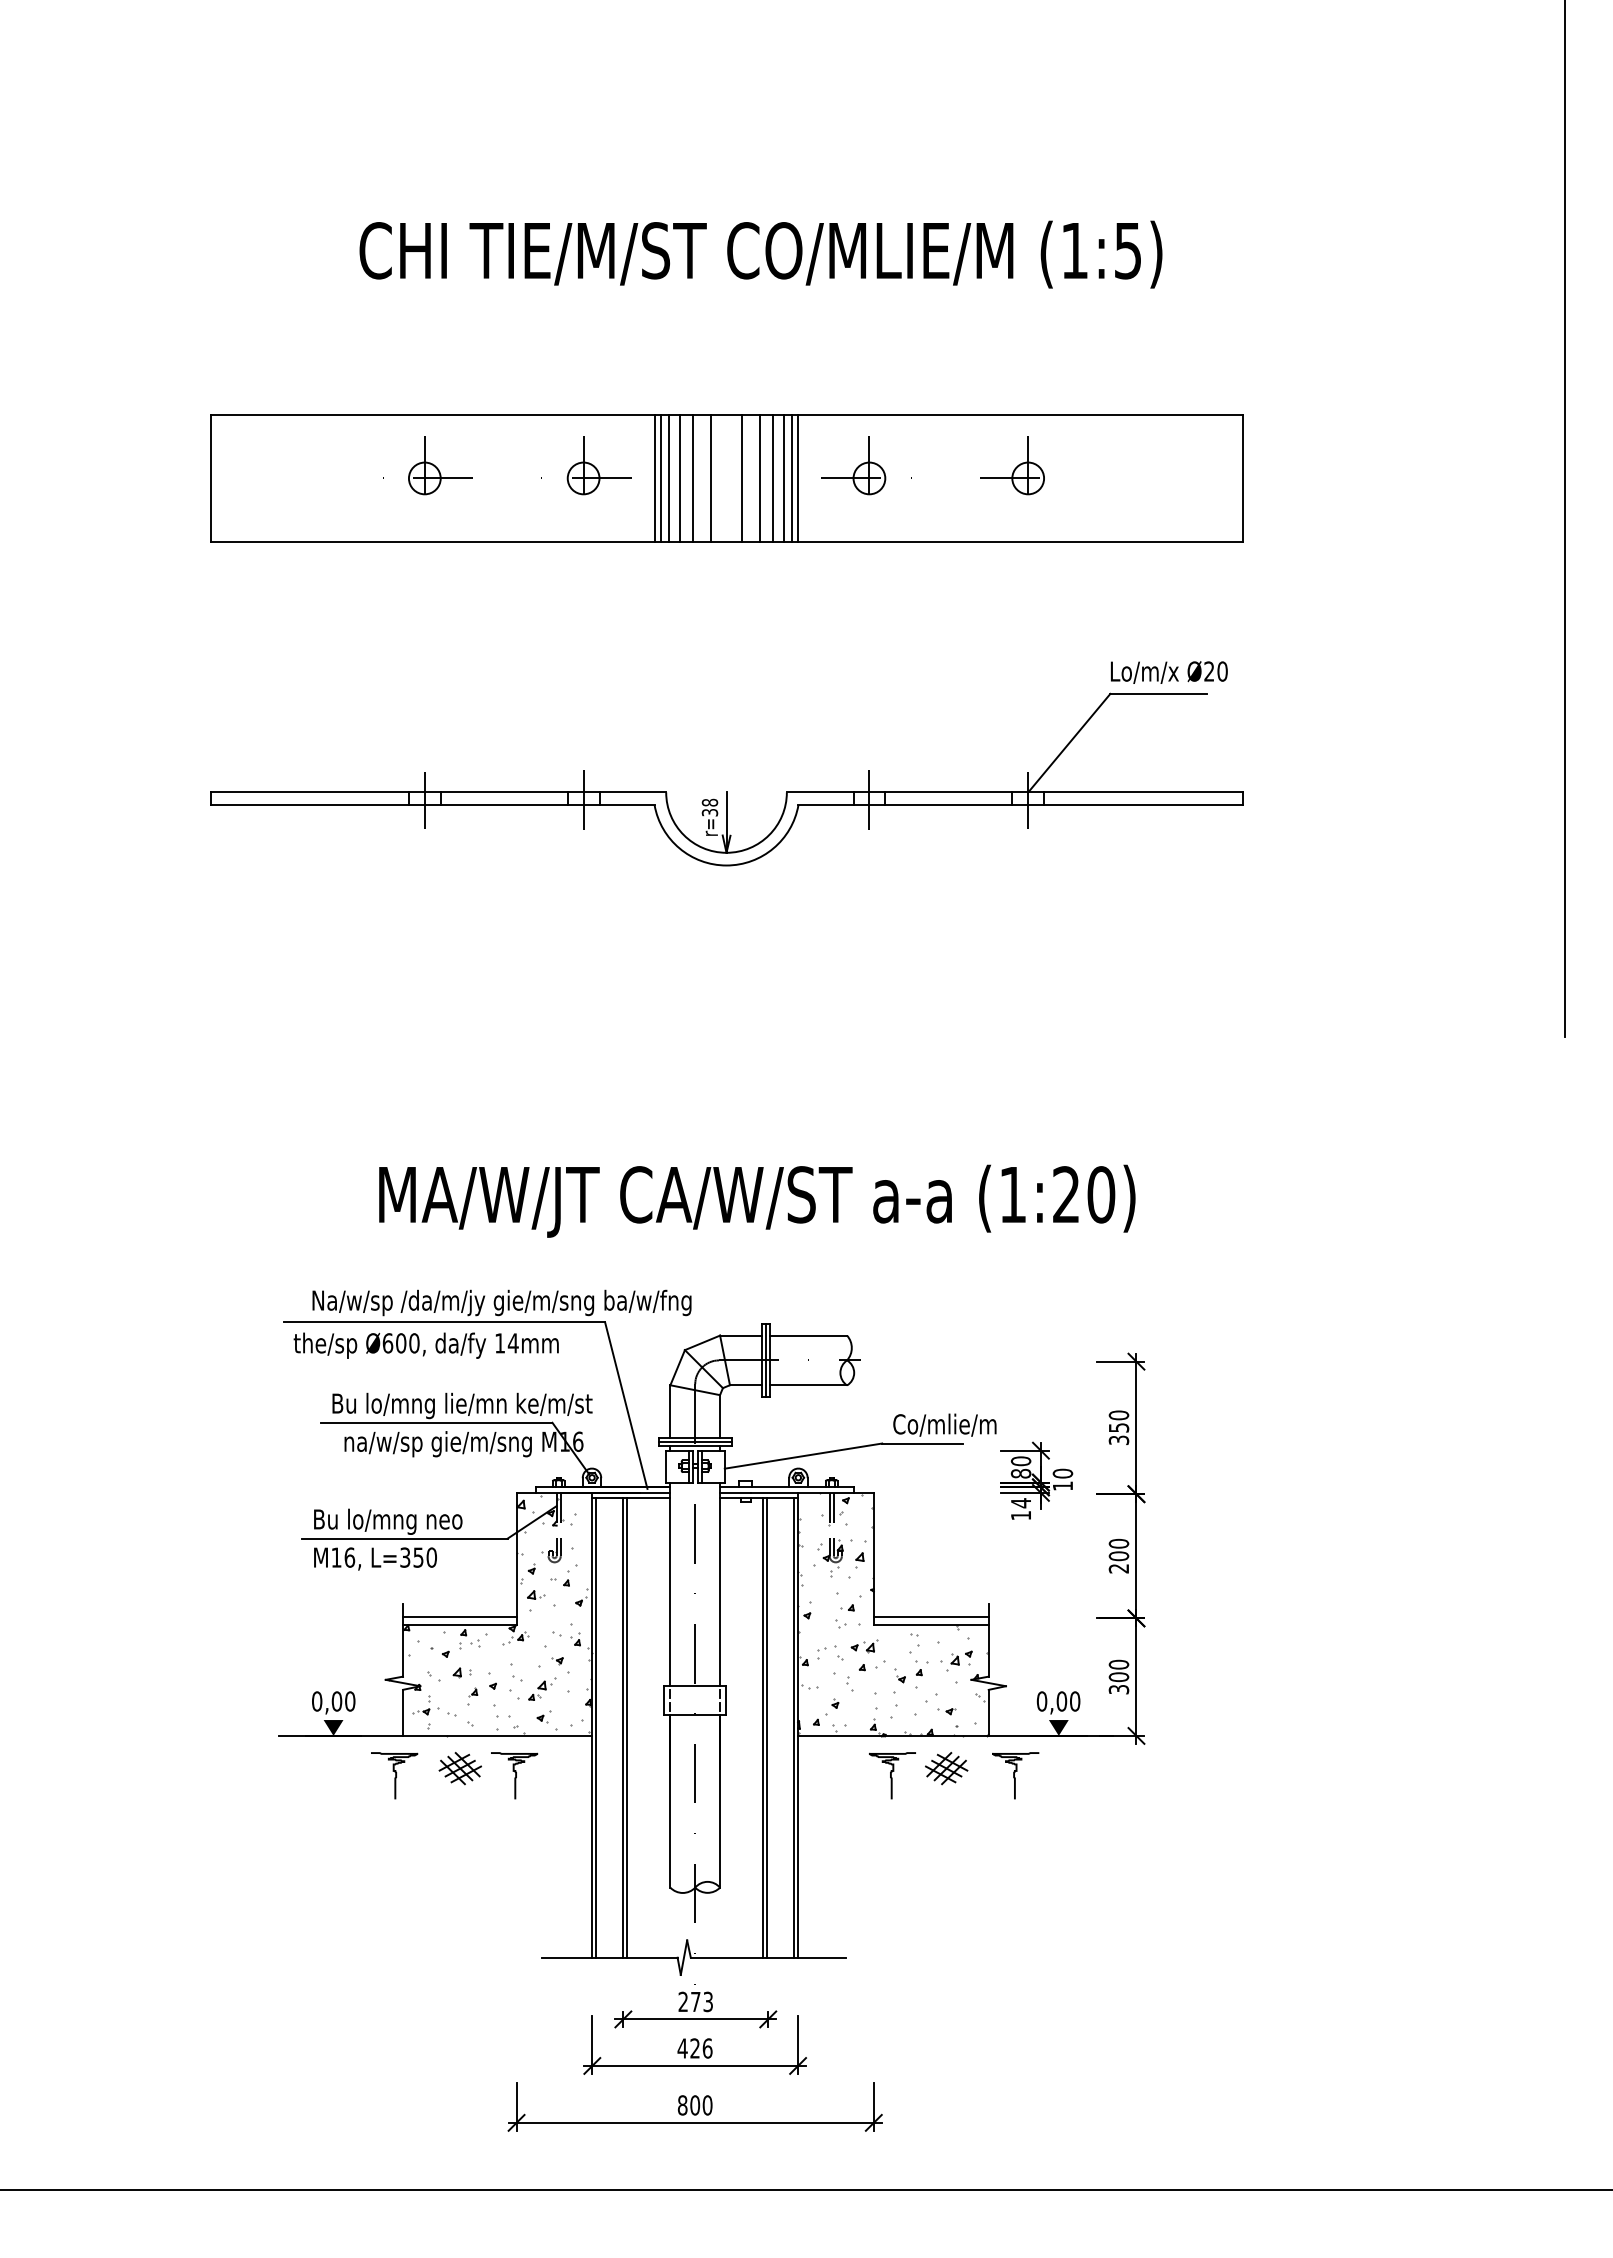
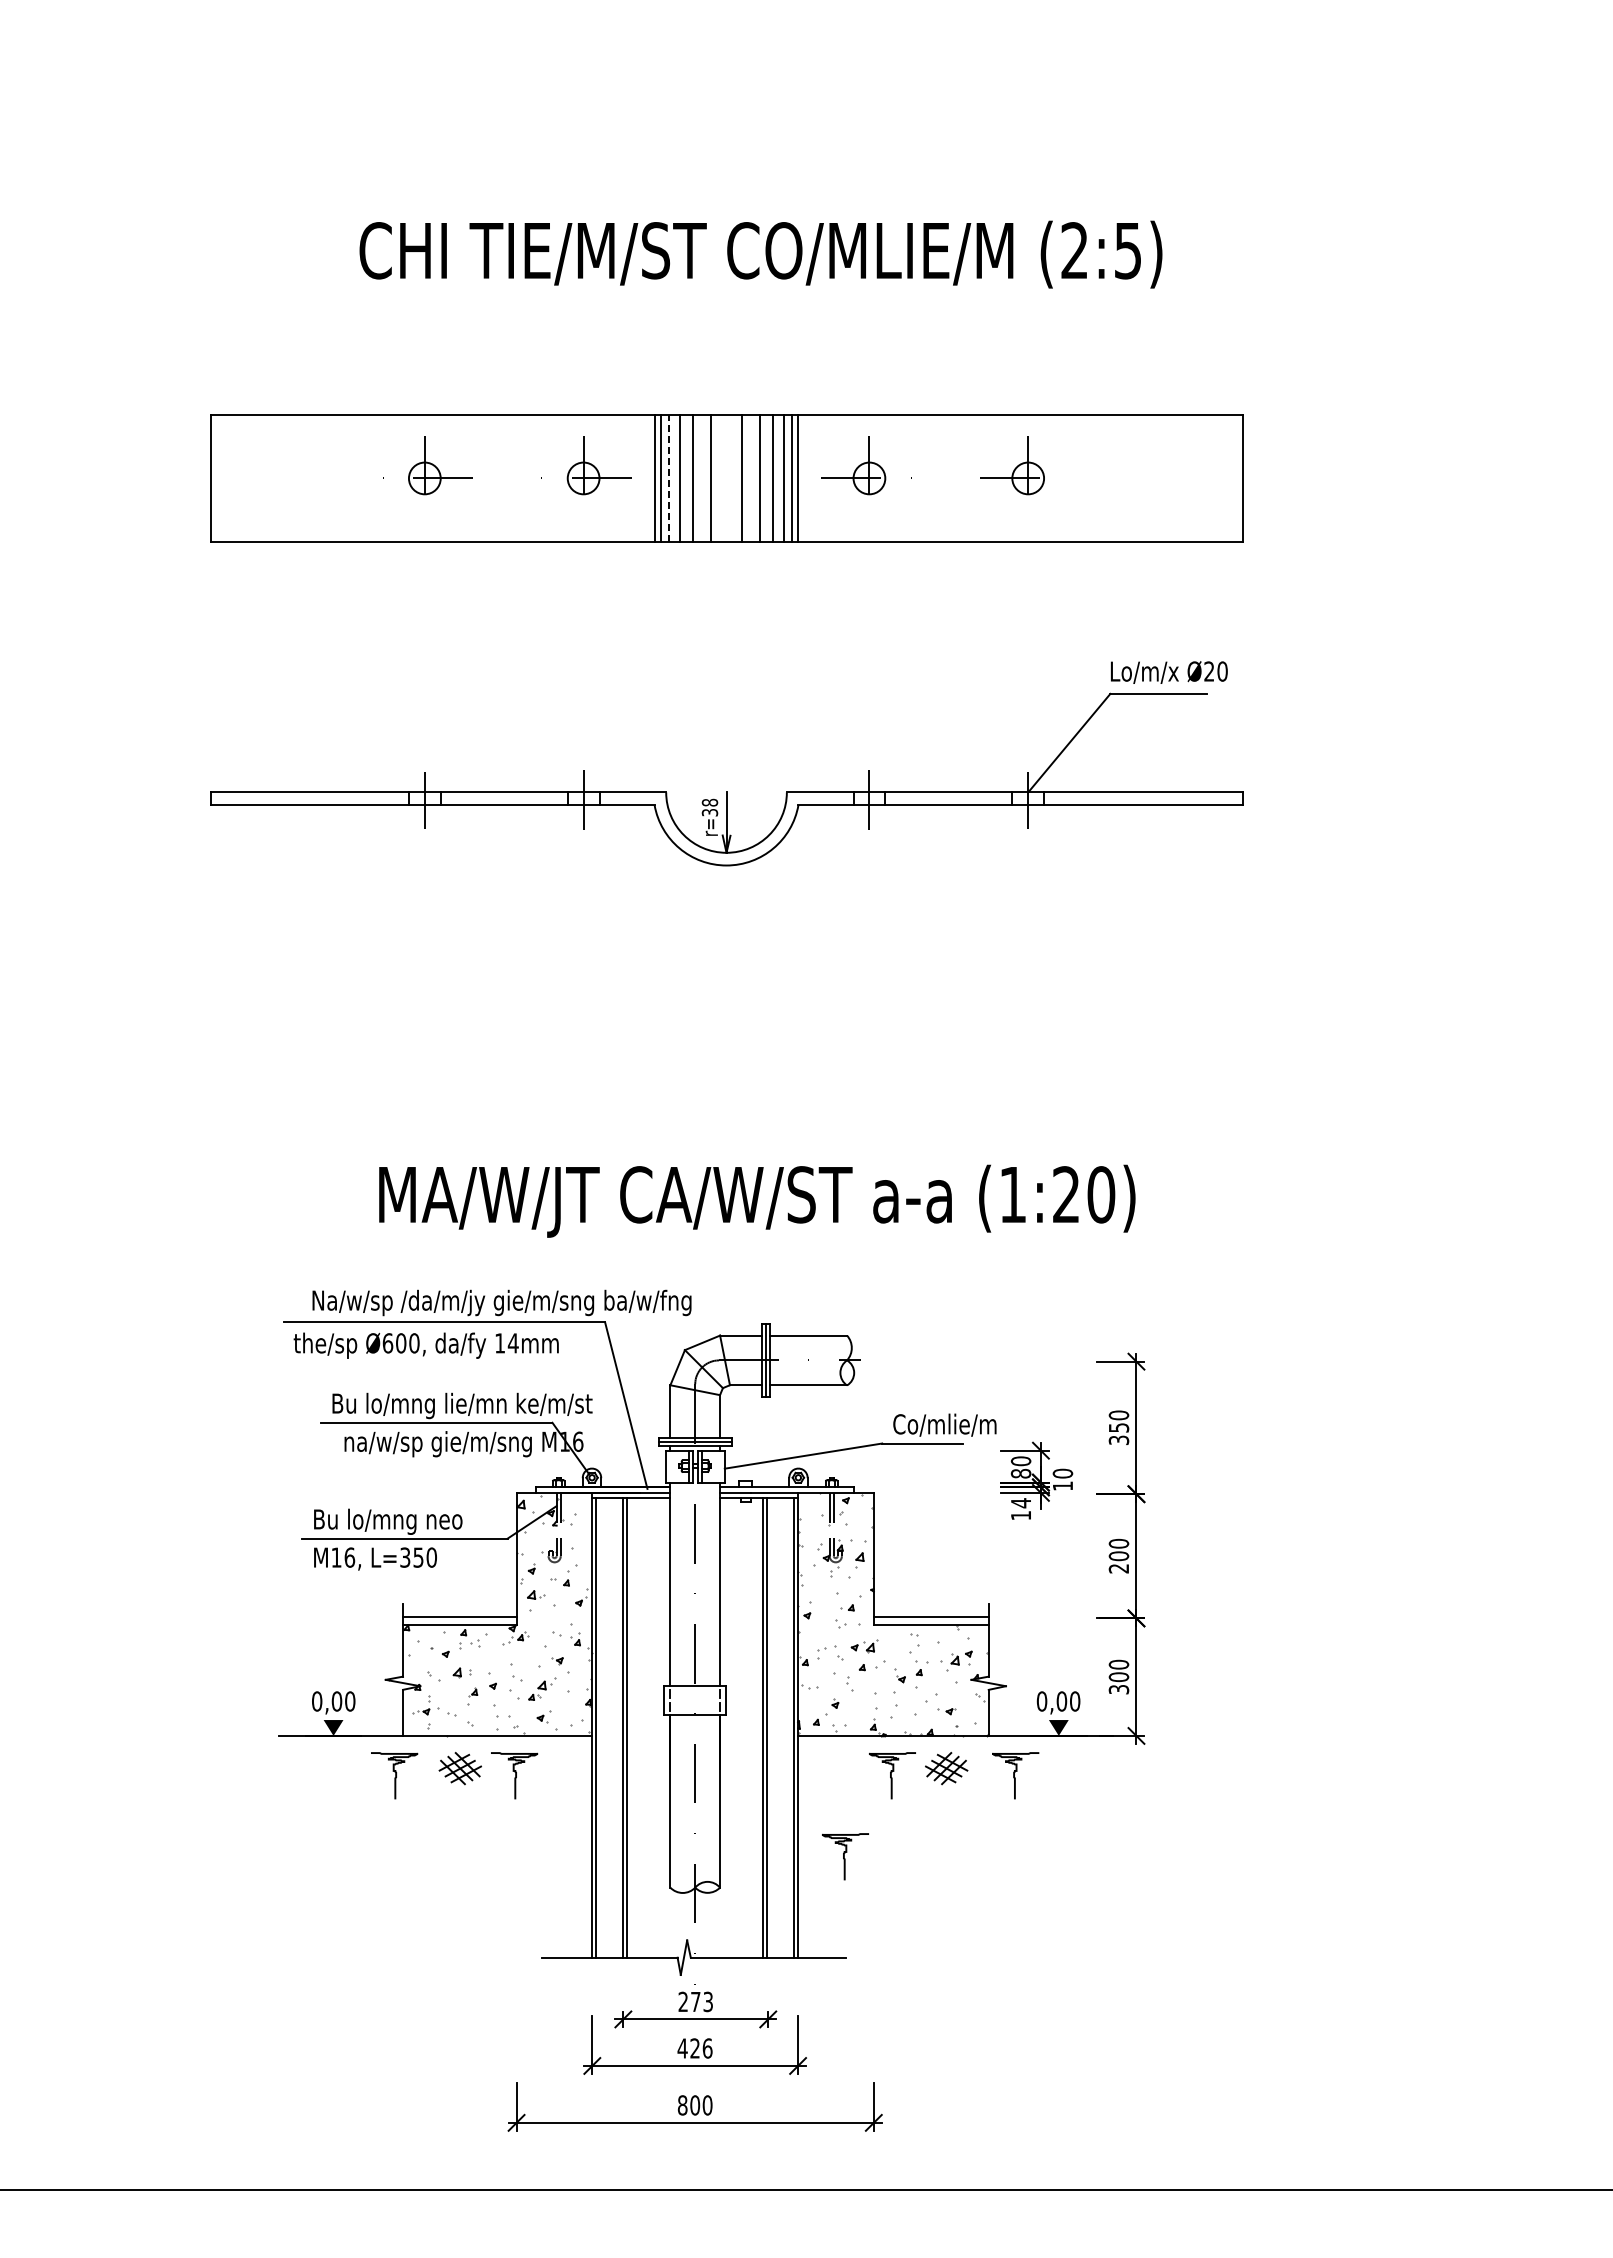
text: (1:5) -> (2:5) (1074, 250)
line: solid -> dashed (669, 478)
line: present -> none (1564, 519)
curve: none -> present (844, 1856)
